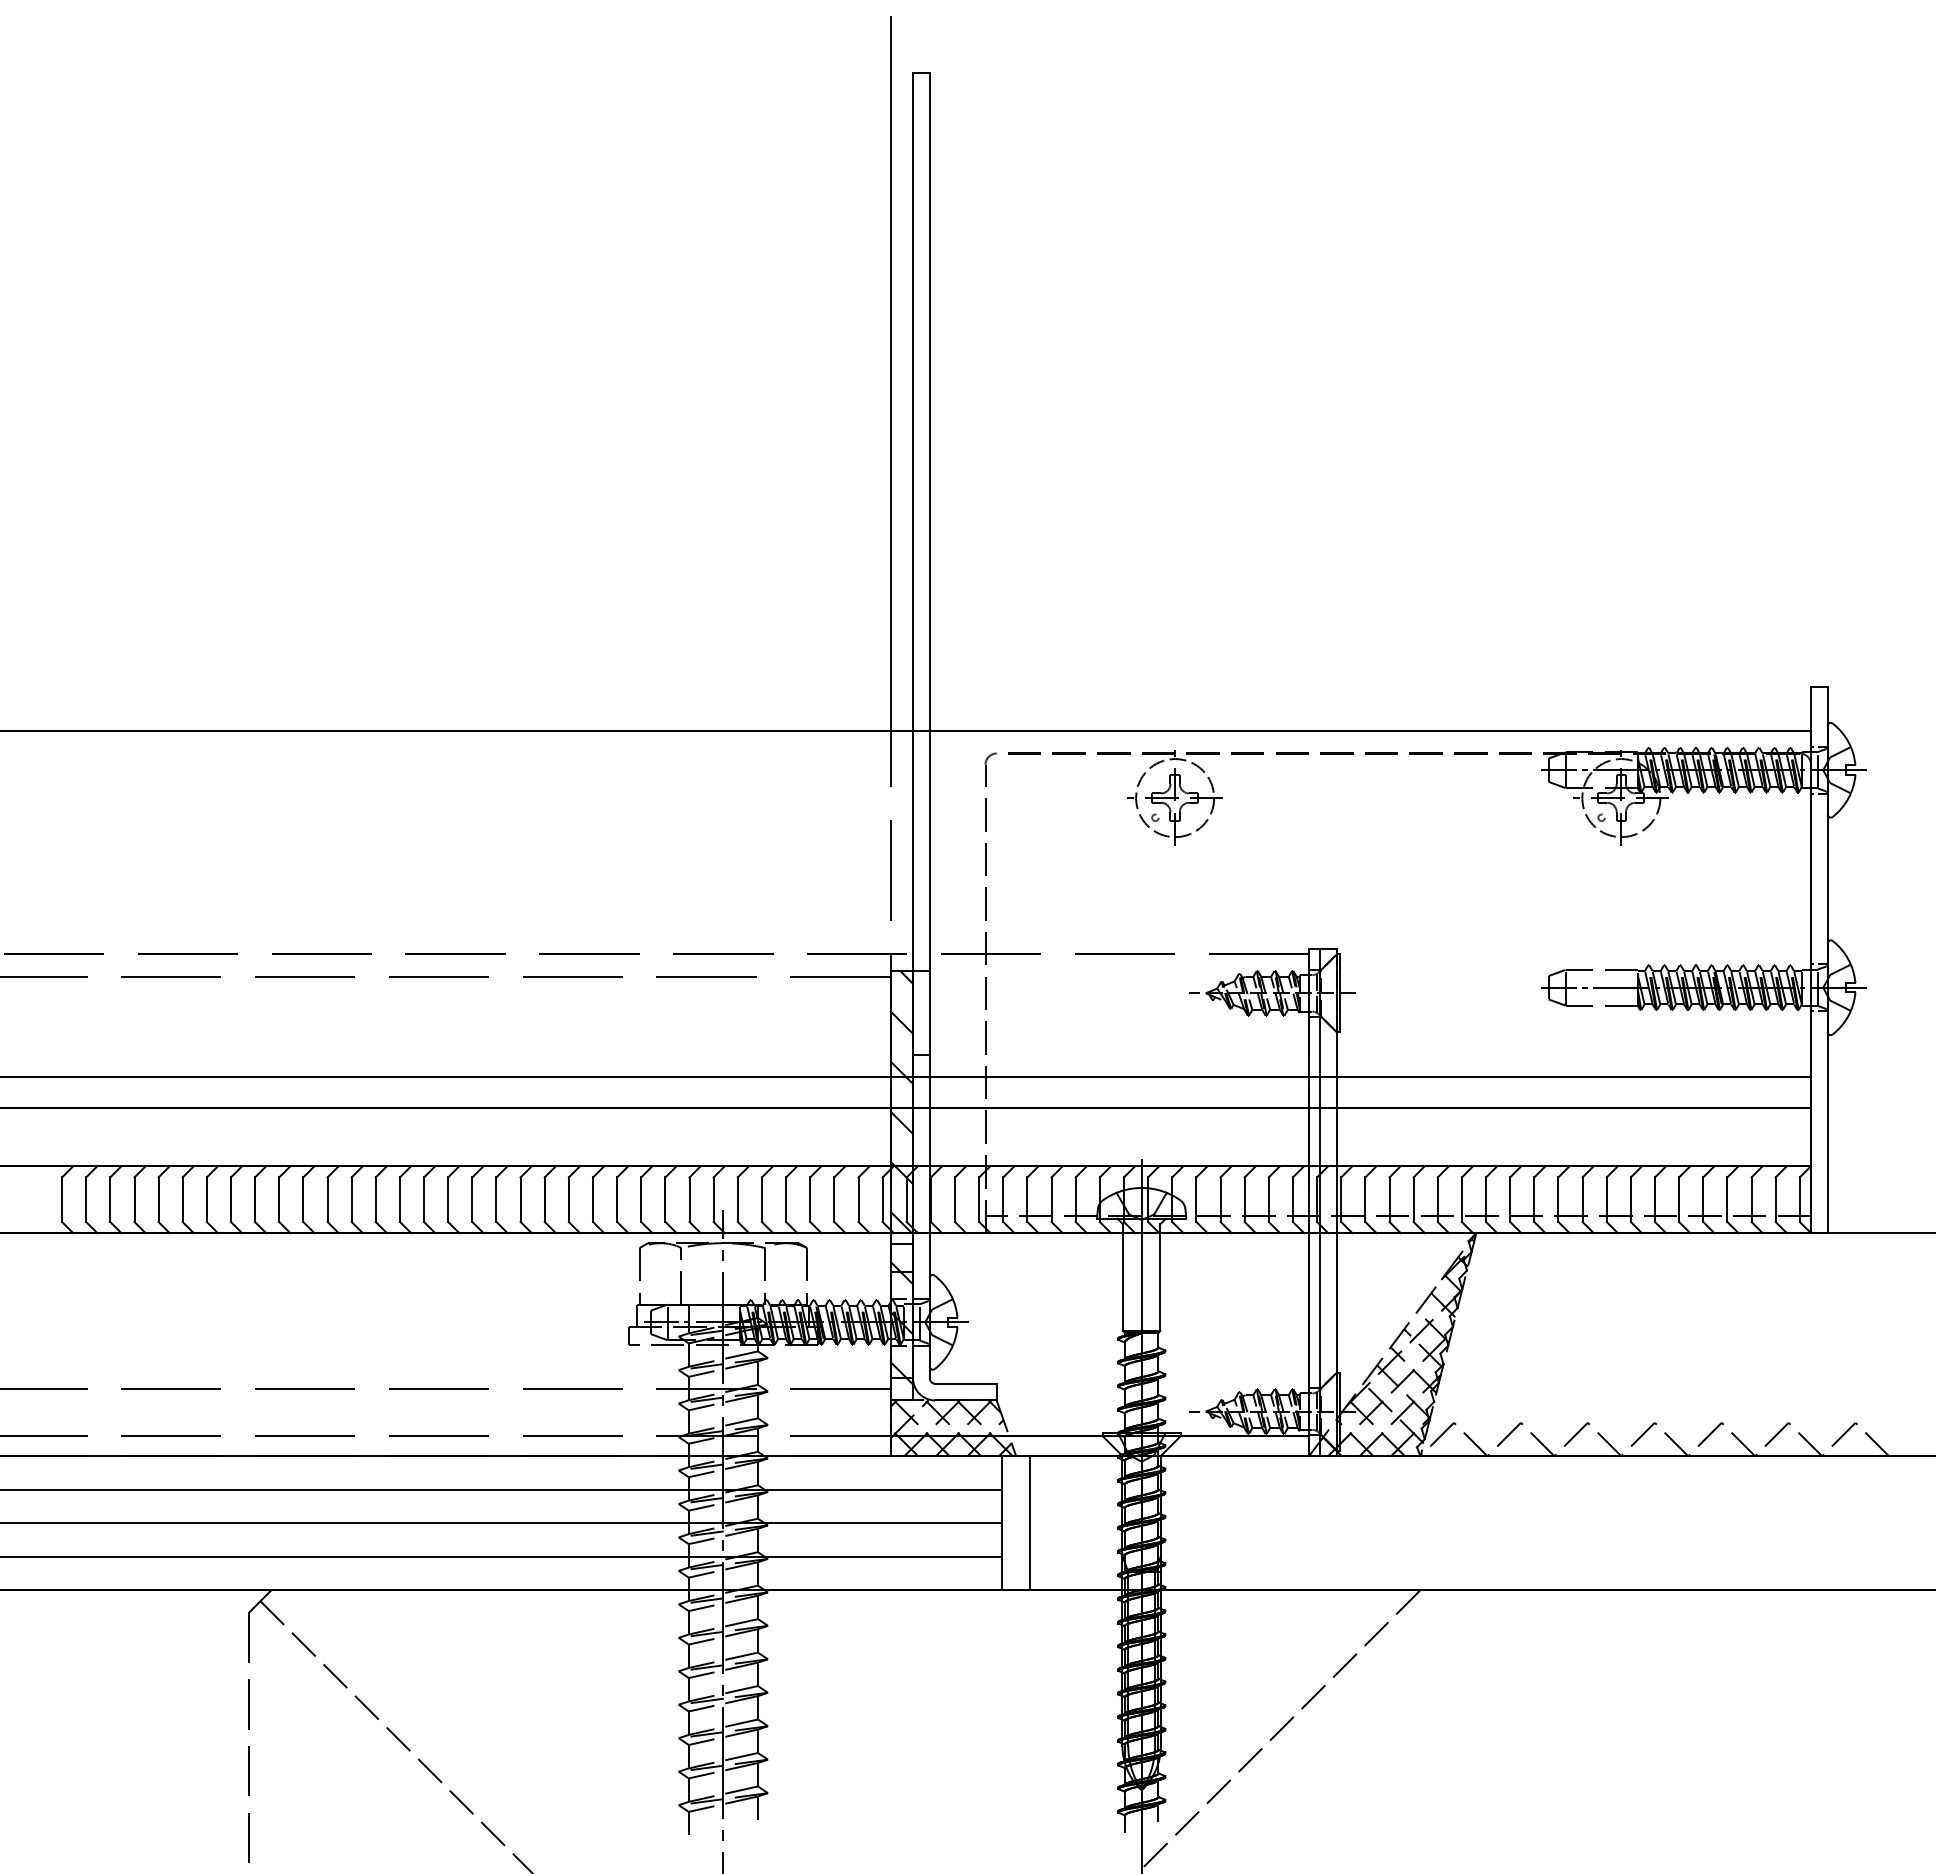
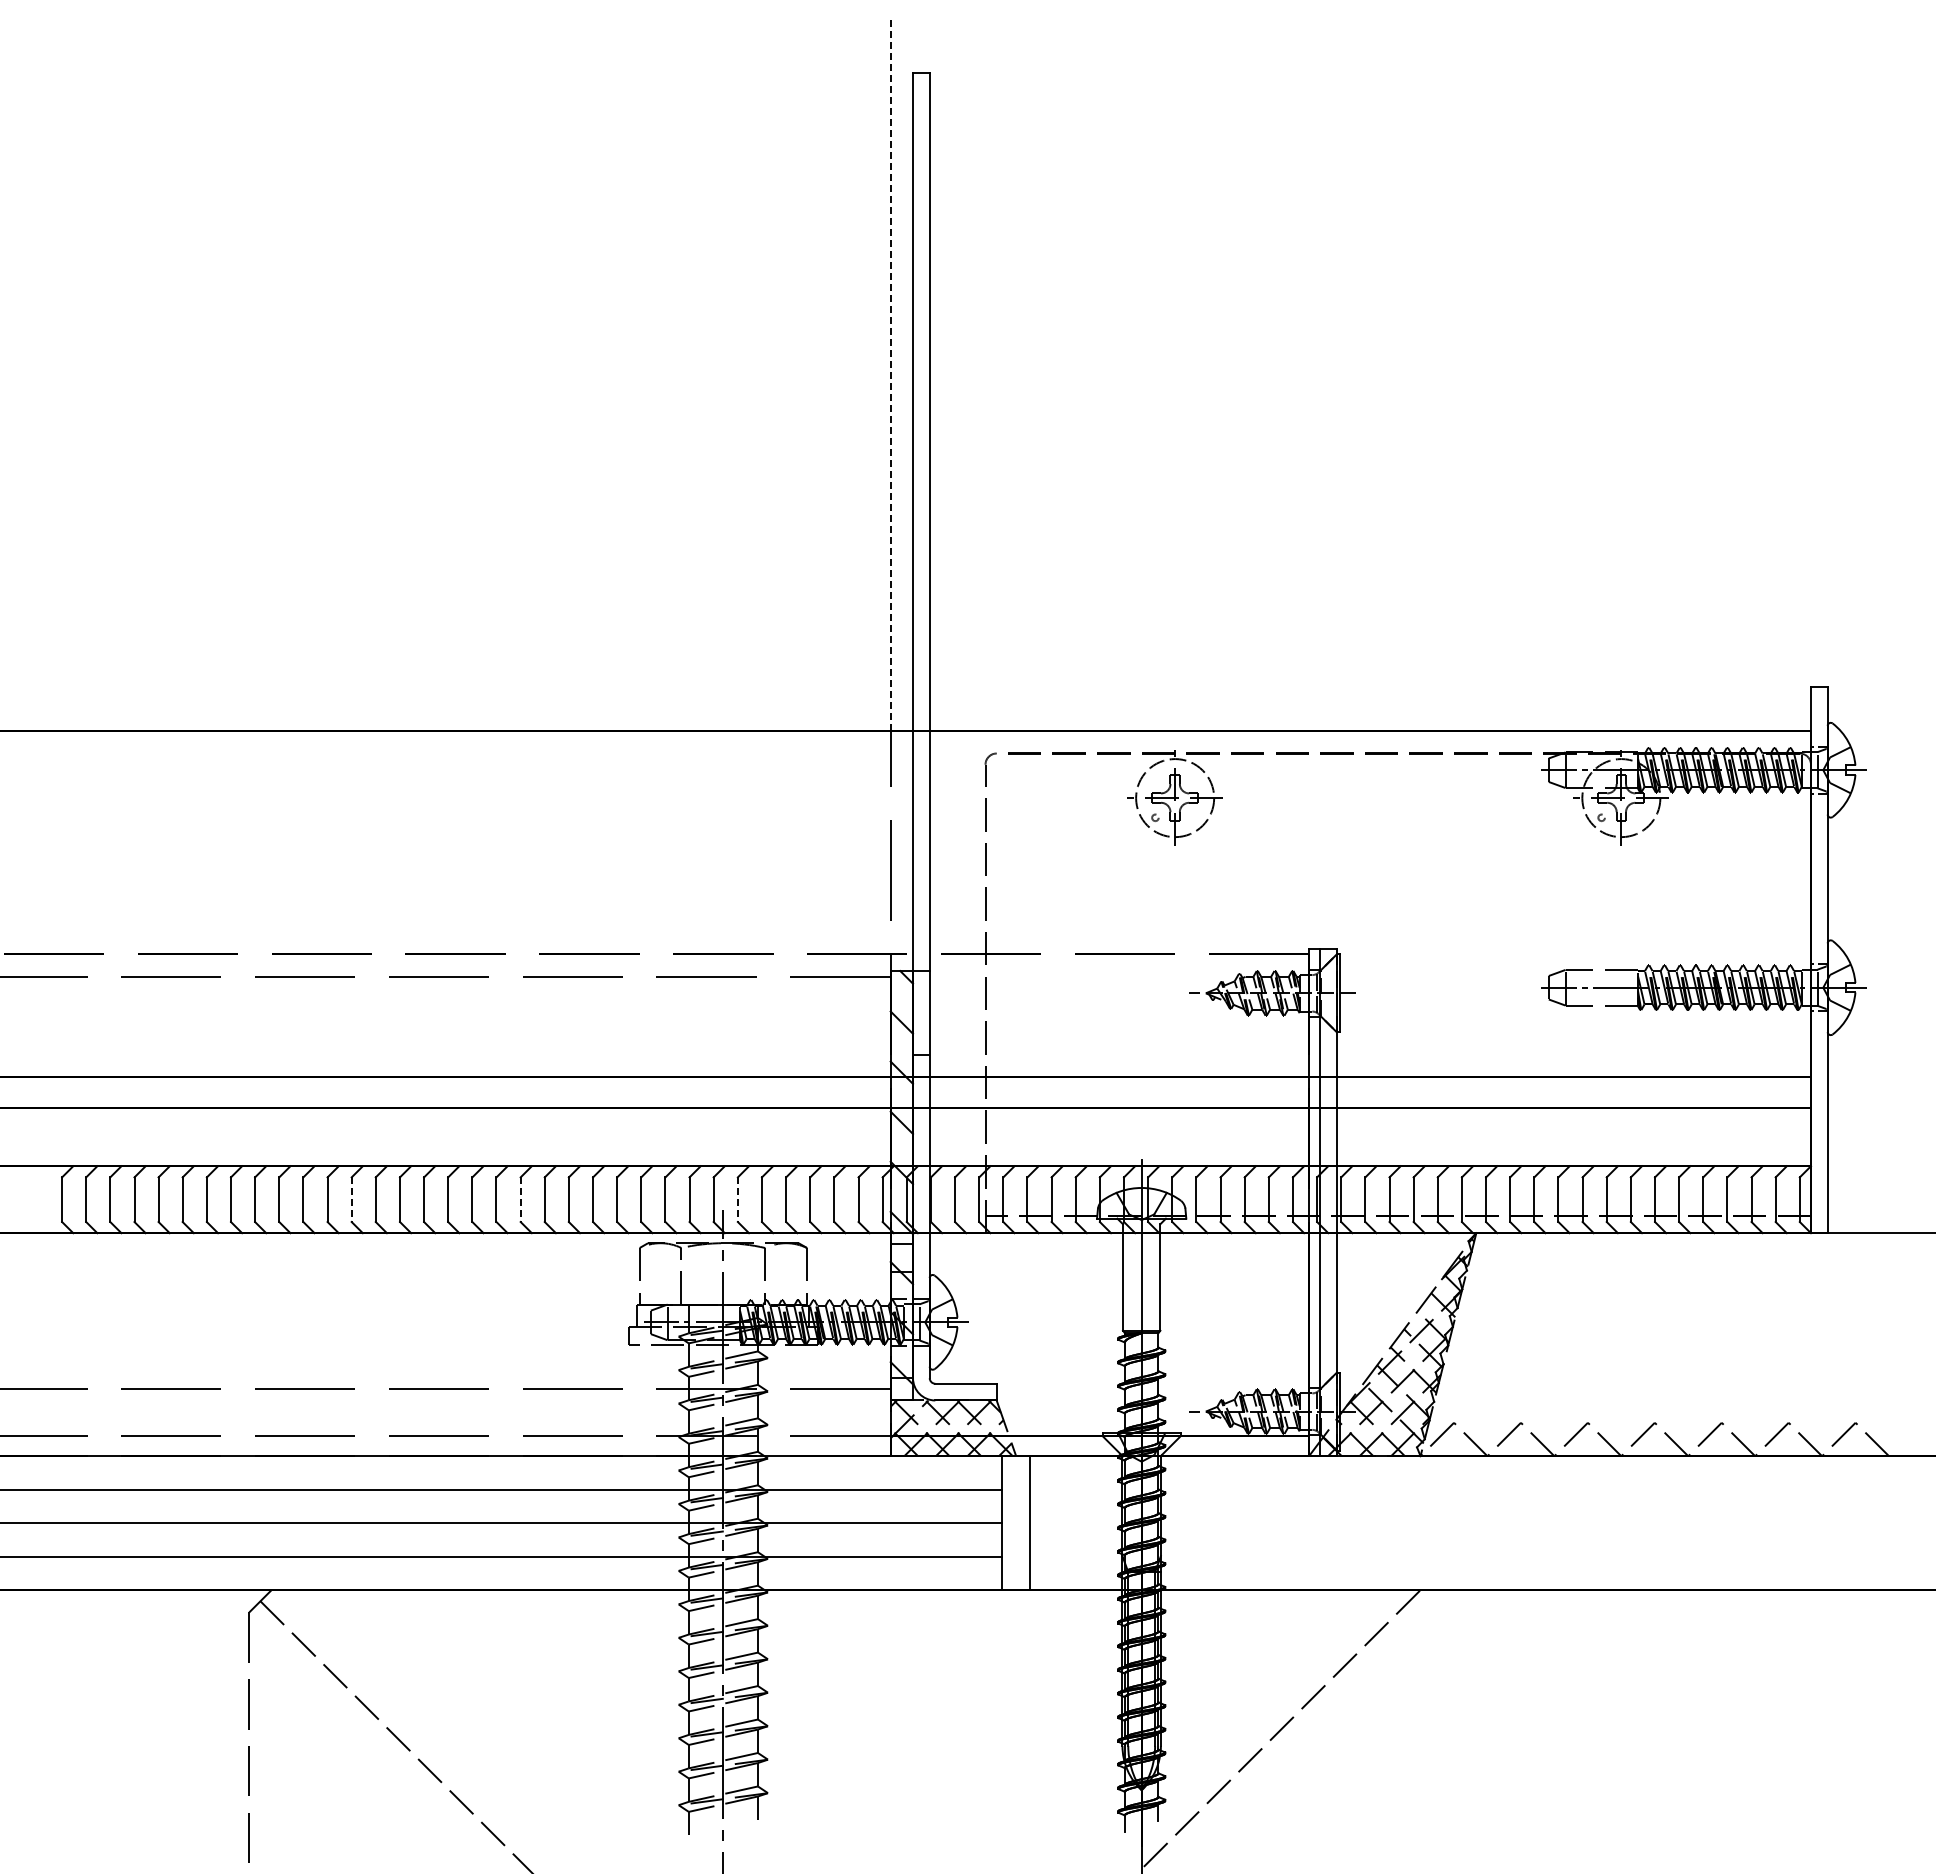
line: solid -> dashed (890, 374)
line: solid -> dashed (351, 1200)
line: solid -> dashed (520, 1200)
line: solid -> dashed (737, 1200)
